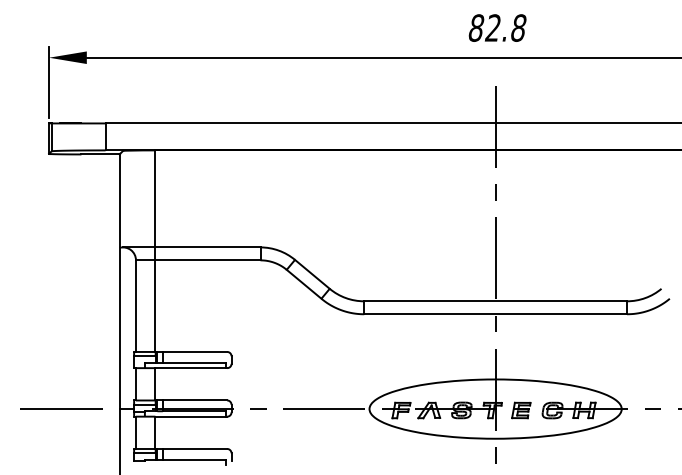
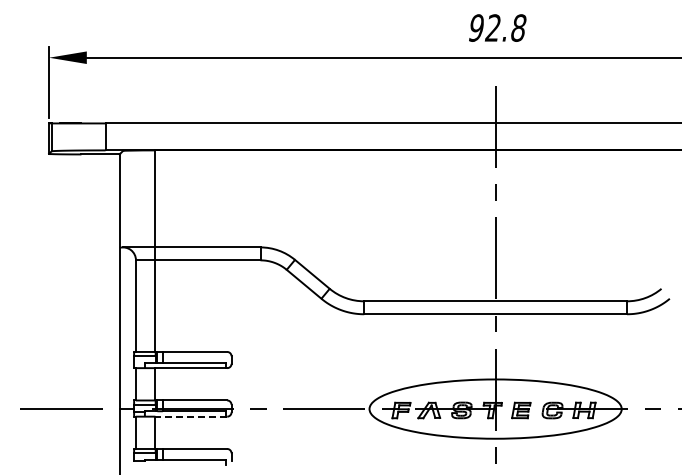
text: 82.8 -> 92.8 (476, 27)
line: solid -> dashed (191, 416)
